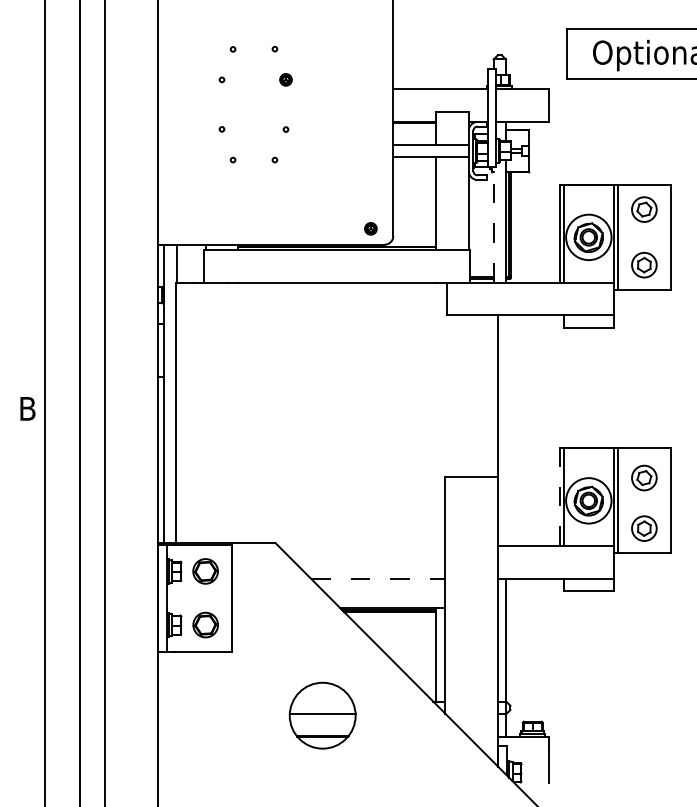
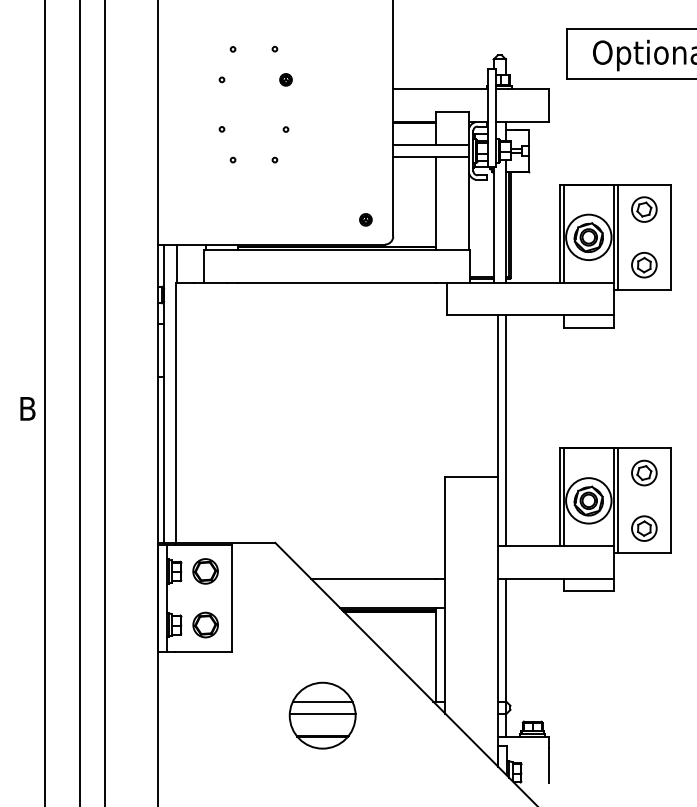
line: dashed -> solid (493, 224)
part position: (370, 228) -> (365, 219) (365, 219)
line: none -> present (505, 430)
part position: (644, 477) -> (644, 472) (644, 472)
line: dashed -> solid (559, 497)
line: dashed -> solid (374, 578)
line: none -> present (322, 701)
